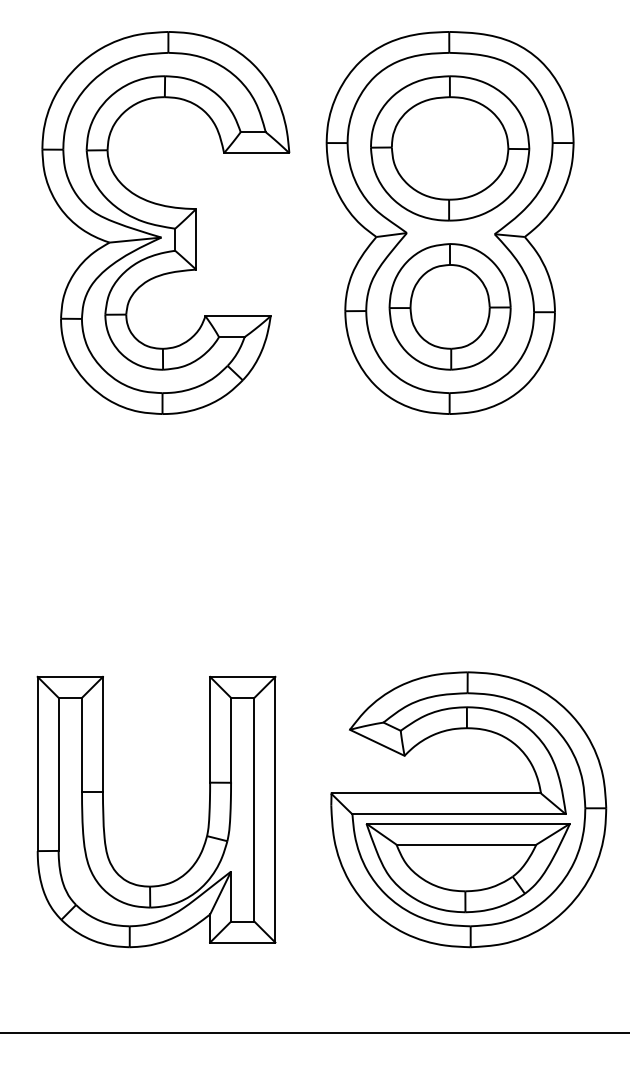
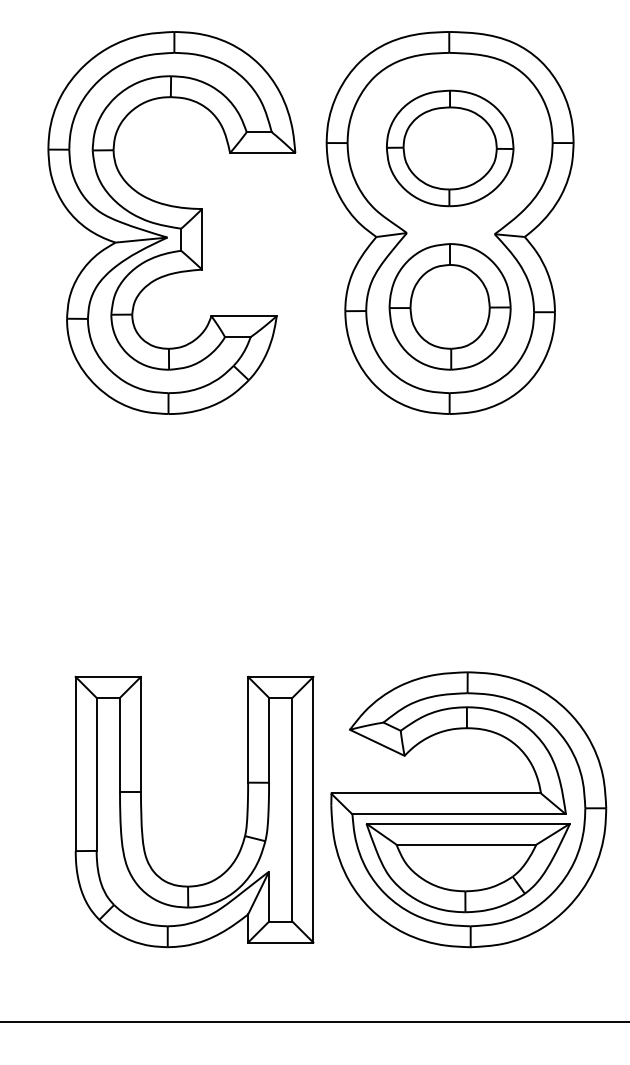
part size: 161x147 px -> 129x119 px (450, 148)
part position: (165, 222) -> (171, 222) (171, 222)
part position: (104, 811) -> (142, 811) (142, 811)
line position: (314, 1033) -> (314, 1022) (314, 1022)
